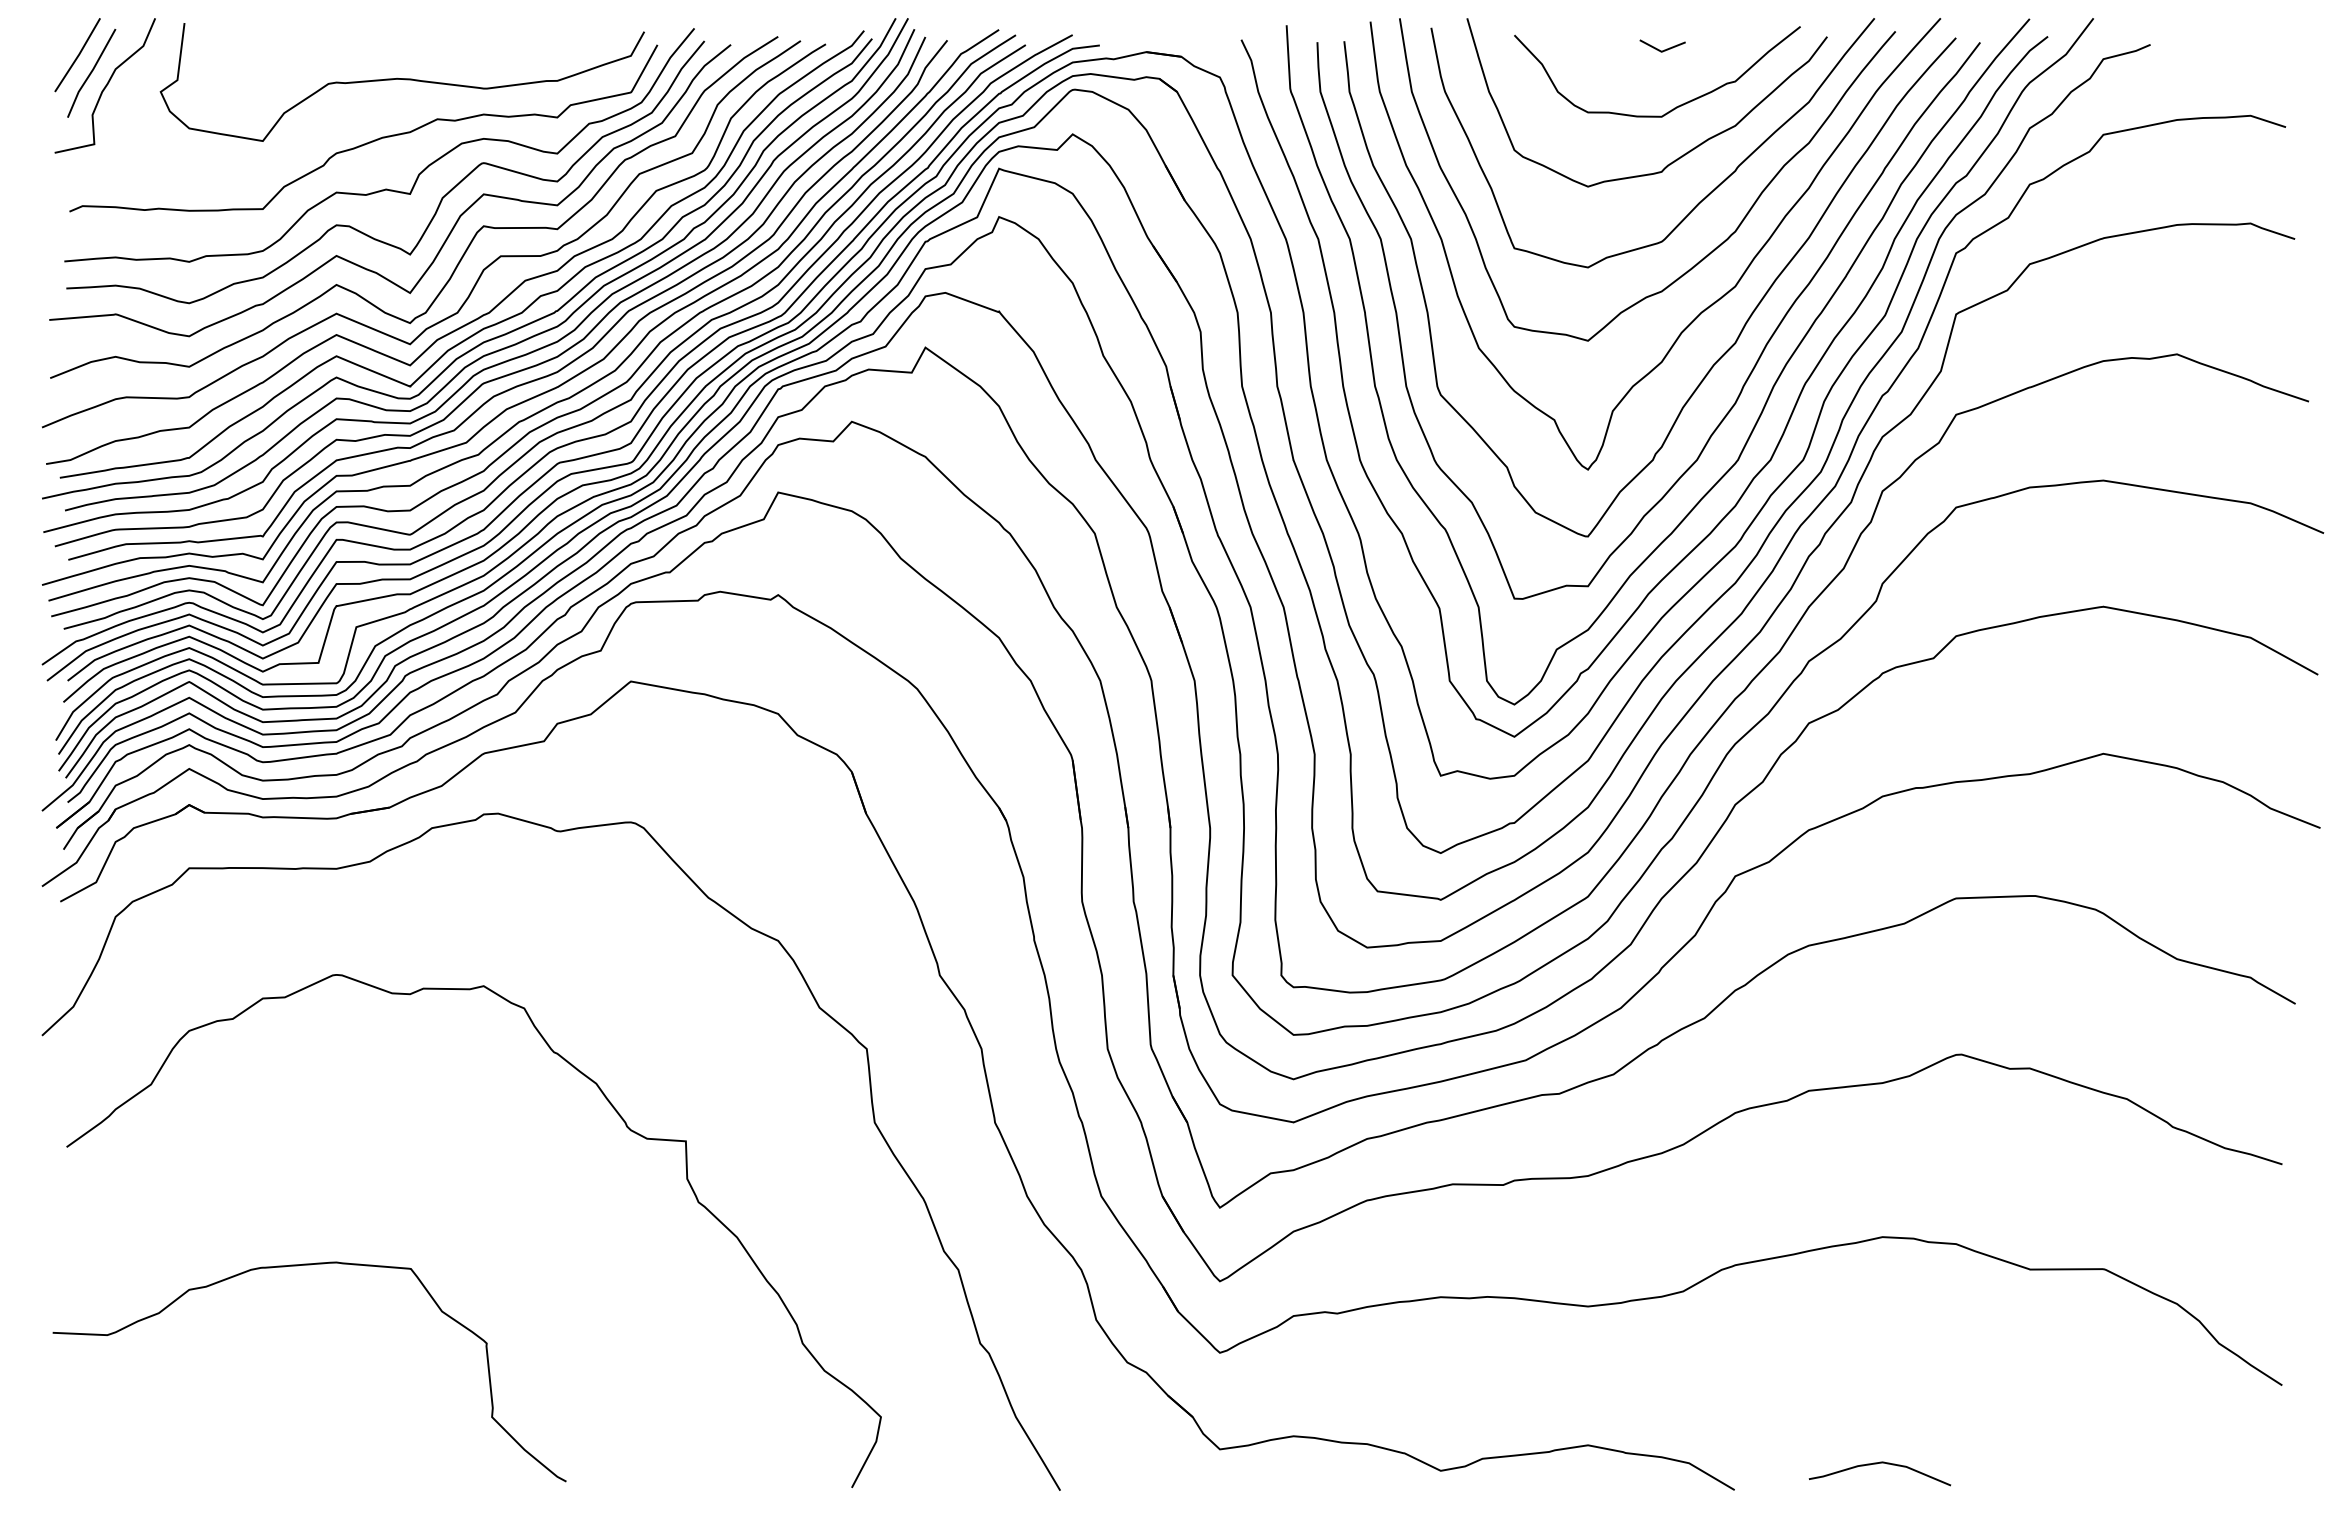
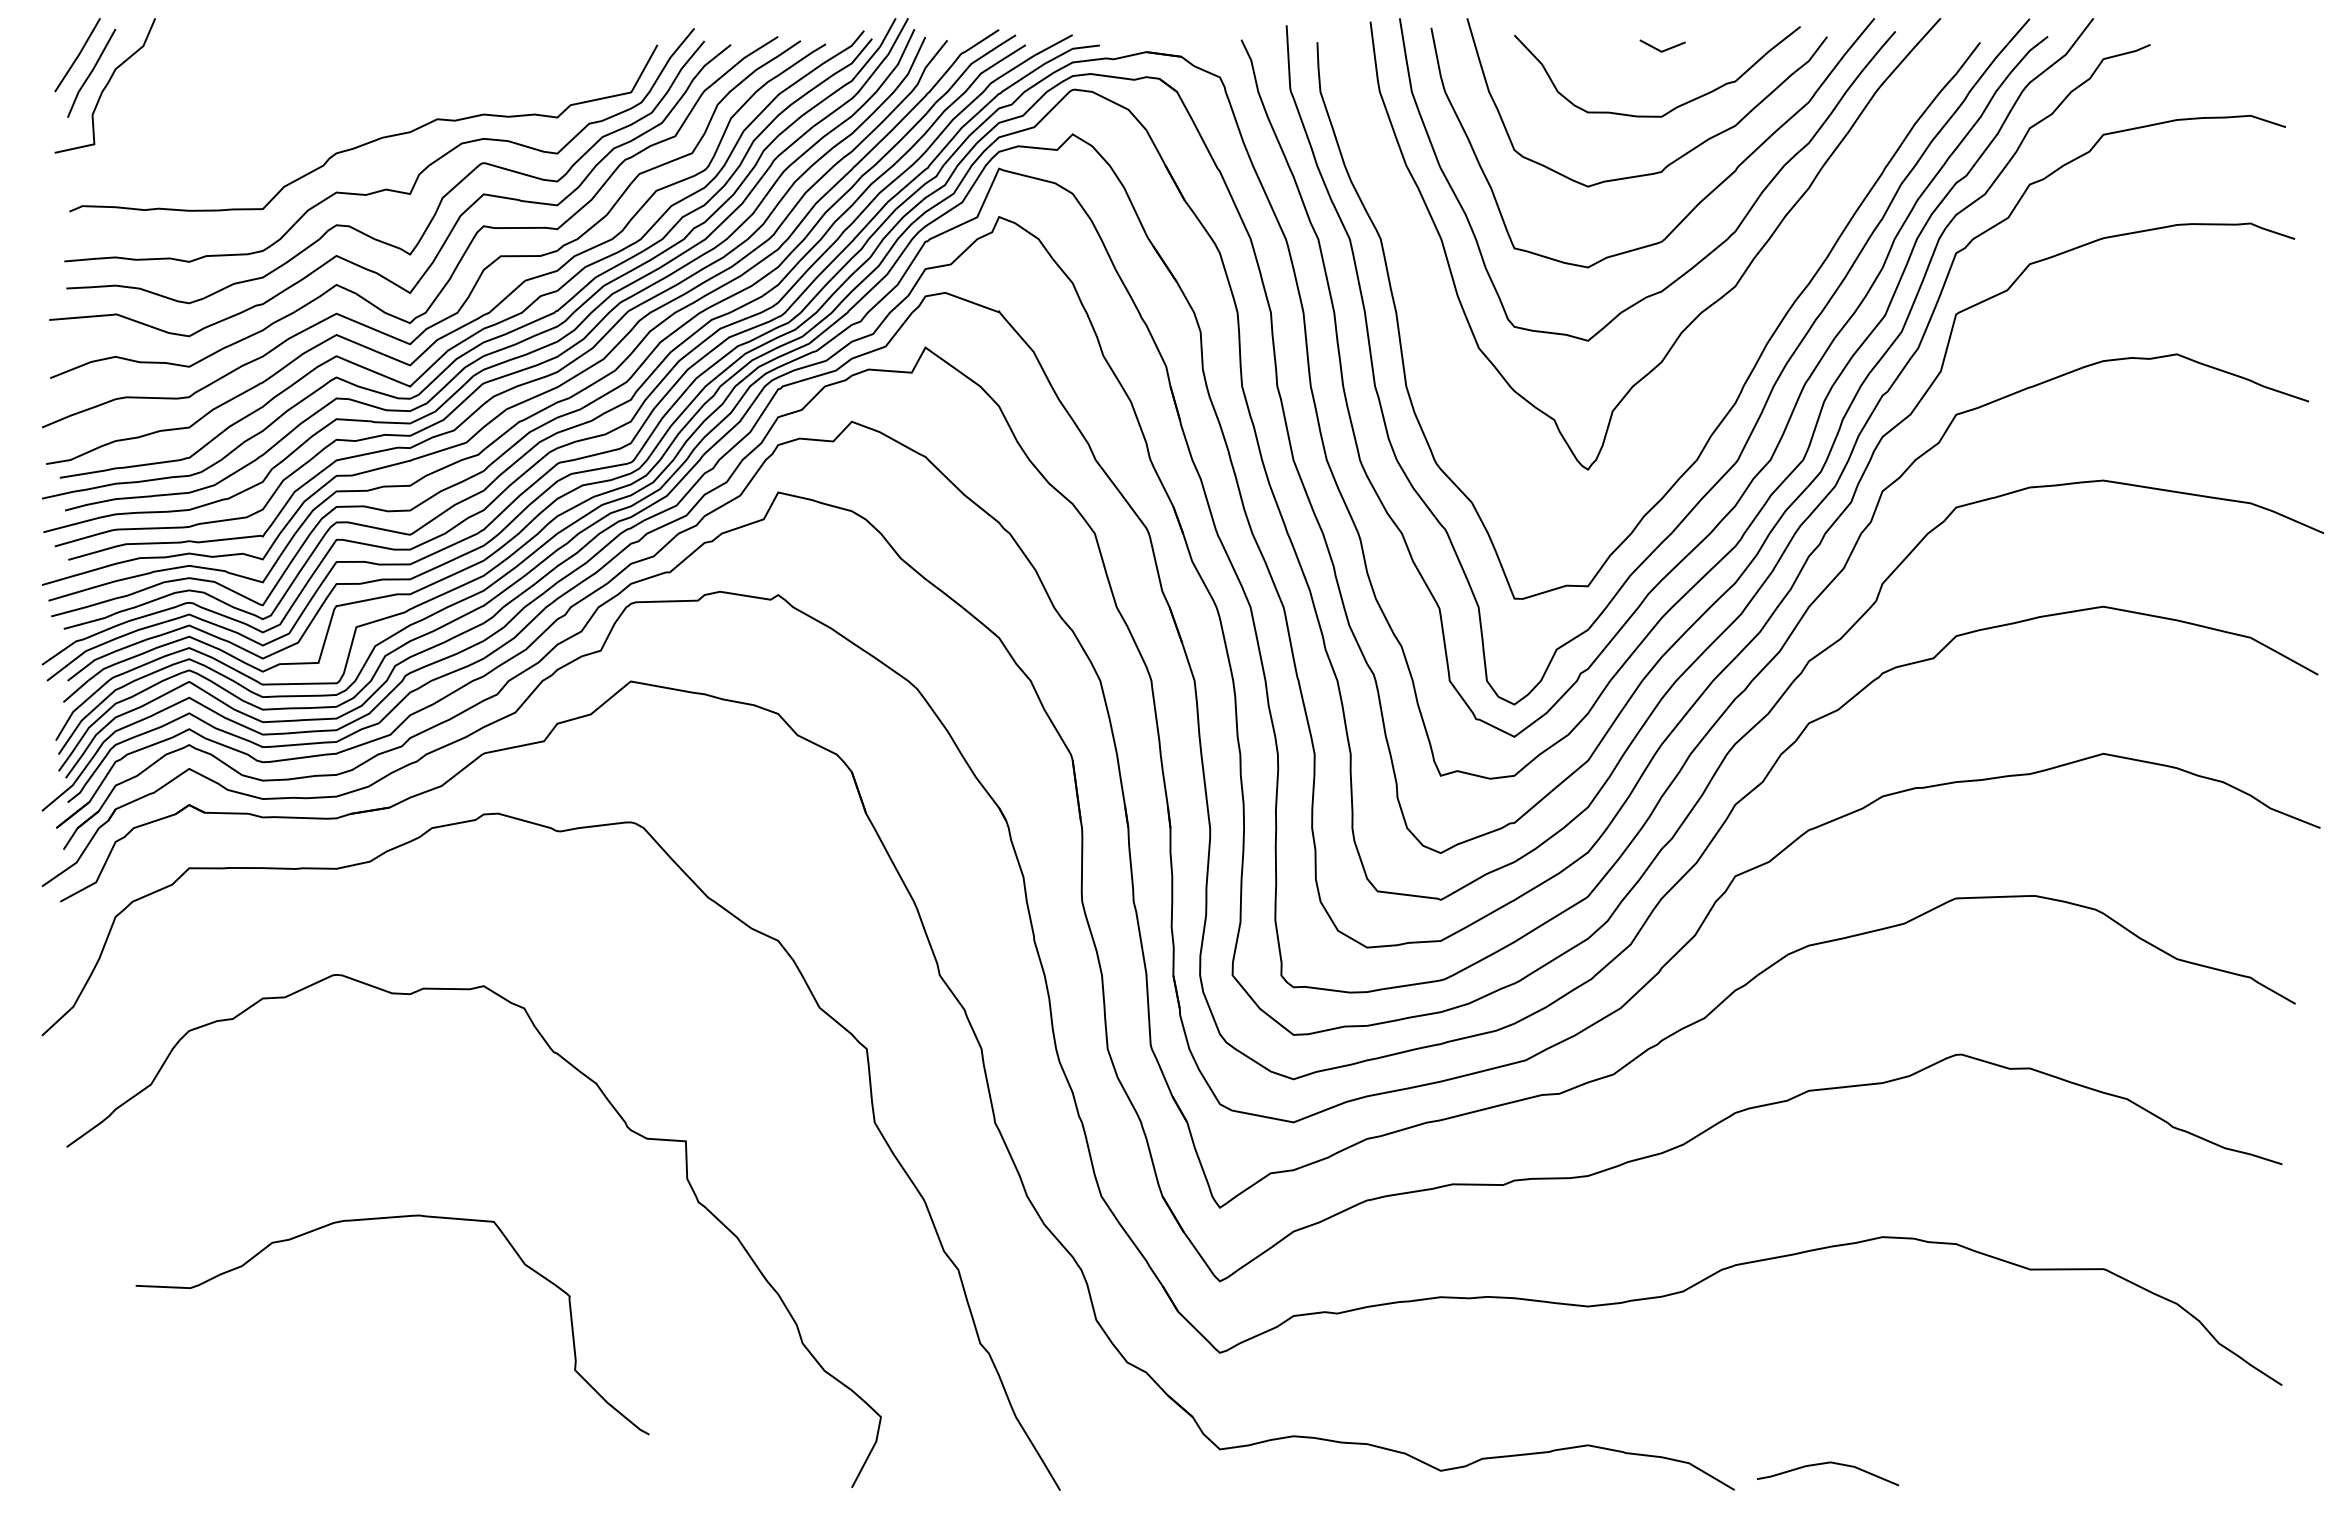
curve: present -> none (401, 79)
curve: present -> none (1719, 357)
curve position: (298, 1266) -> (381, 1219) (381, 1219)
curve position: (1877, 1464) -> (1825, 1464) (1825, 1464)
